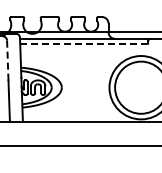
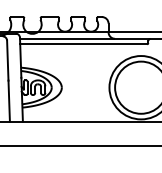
line: dashed -> solid (83, 44)
line: dashed -> solid (7, 60)
